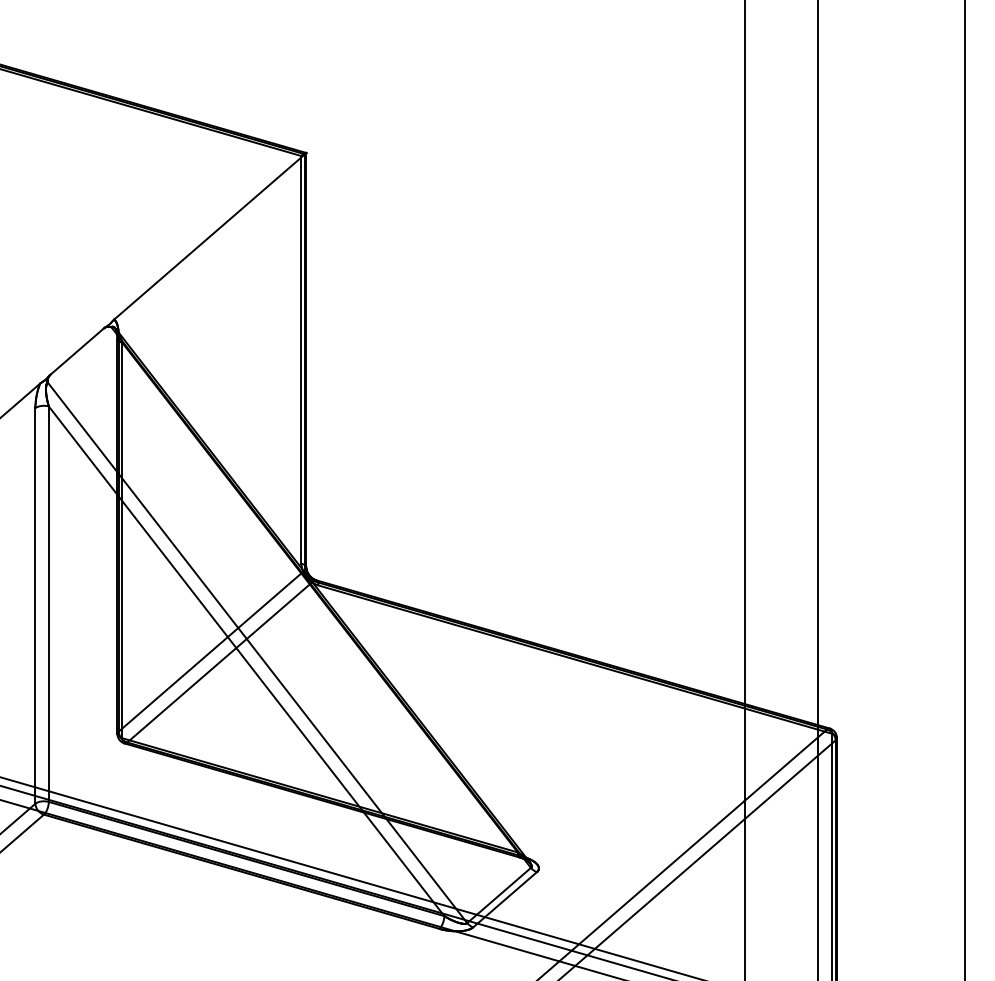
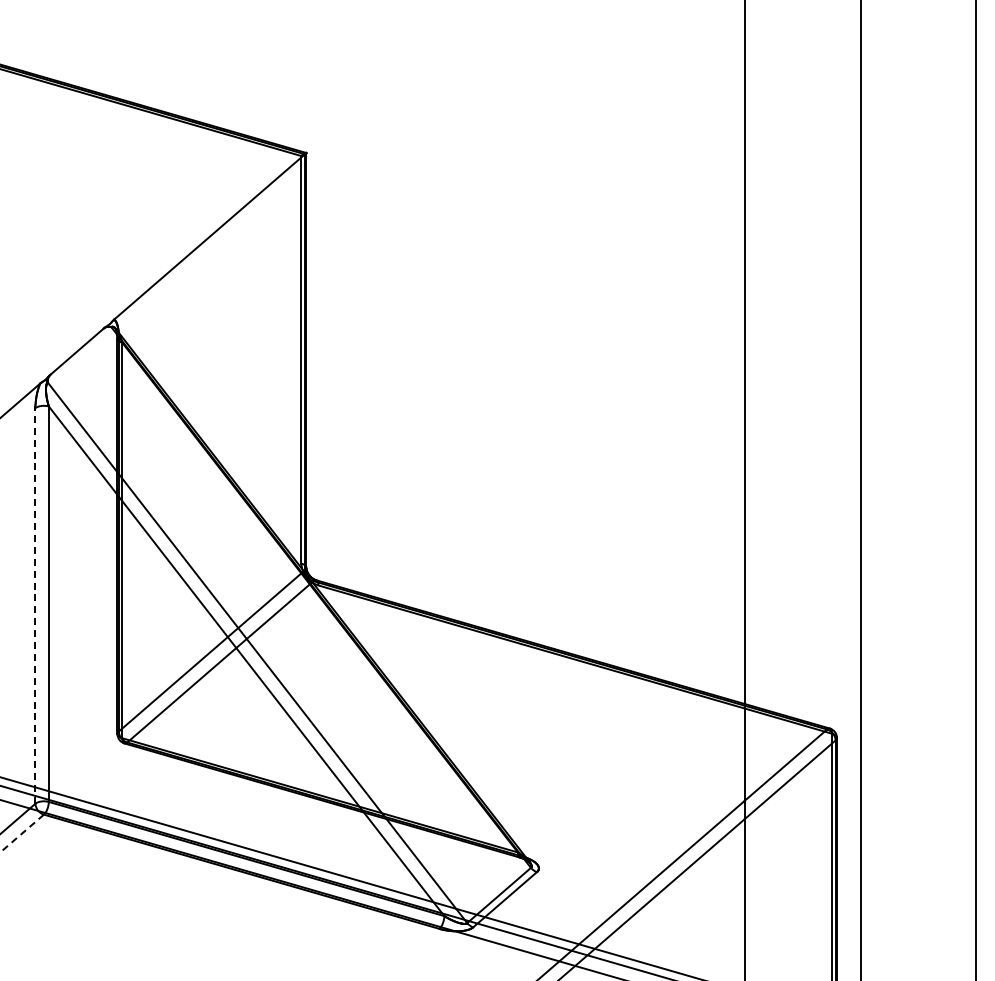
line position: (818, 489) -> (861, 489) (861, 489)
line position: (965, 489) -> (976, 489) (976, 489)
line: solid -> dashed (35, 605)
line: solid -> dashed (22, 833)
